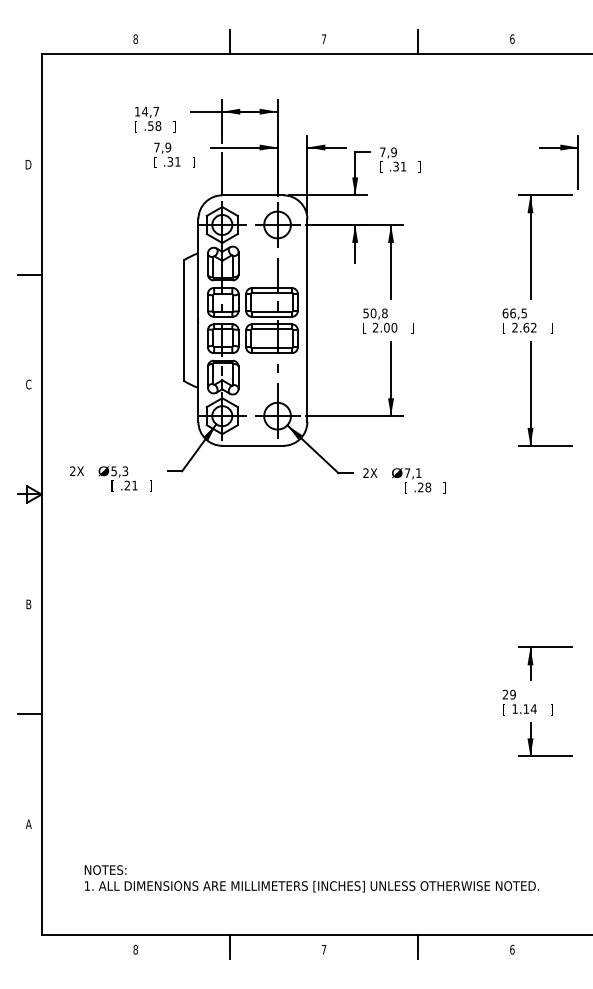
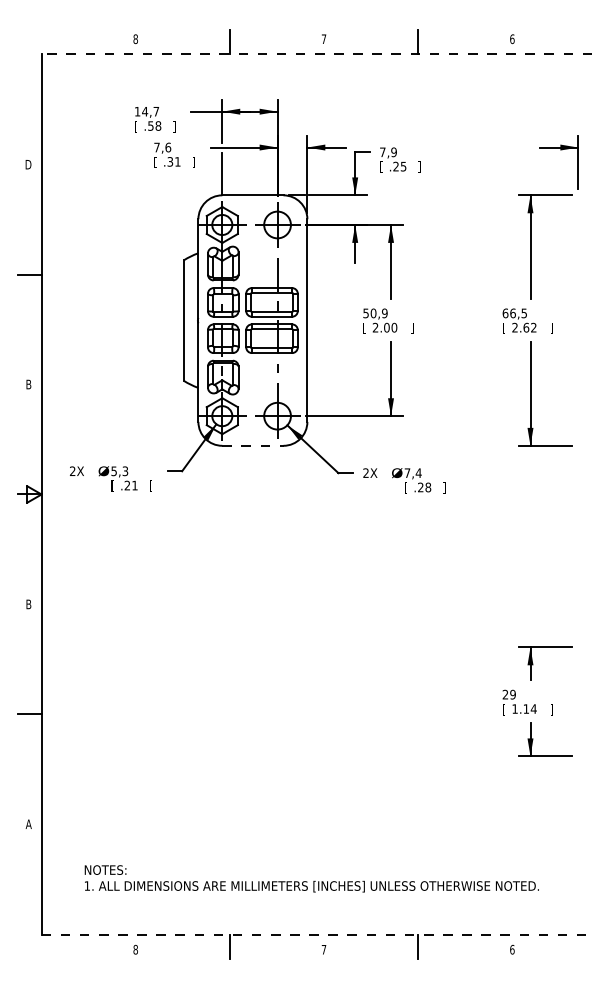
line: solid -> dashed (316, 53)
text: 7,9 -> 7,6 (168, 147)
text: .31 -> .25 (399, 166)
text: 50,8 -> 50,9 (384, 313)
text: C -> B (28, 384)
line: solid -> dashed (252, 445)
text: 7,1 -> 7,4 (418, 472)
text: ] -> [ (150, 485)
line: solid -> dashed (317, 935)
